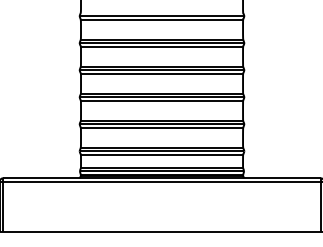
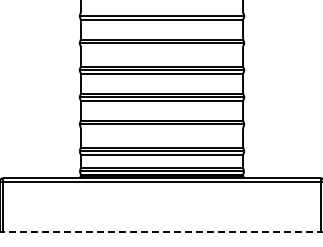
line: present -> none (161, 46)
line: present -> none (161, 127)
line: solid -> dashed (161, 232)
